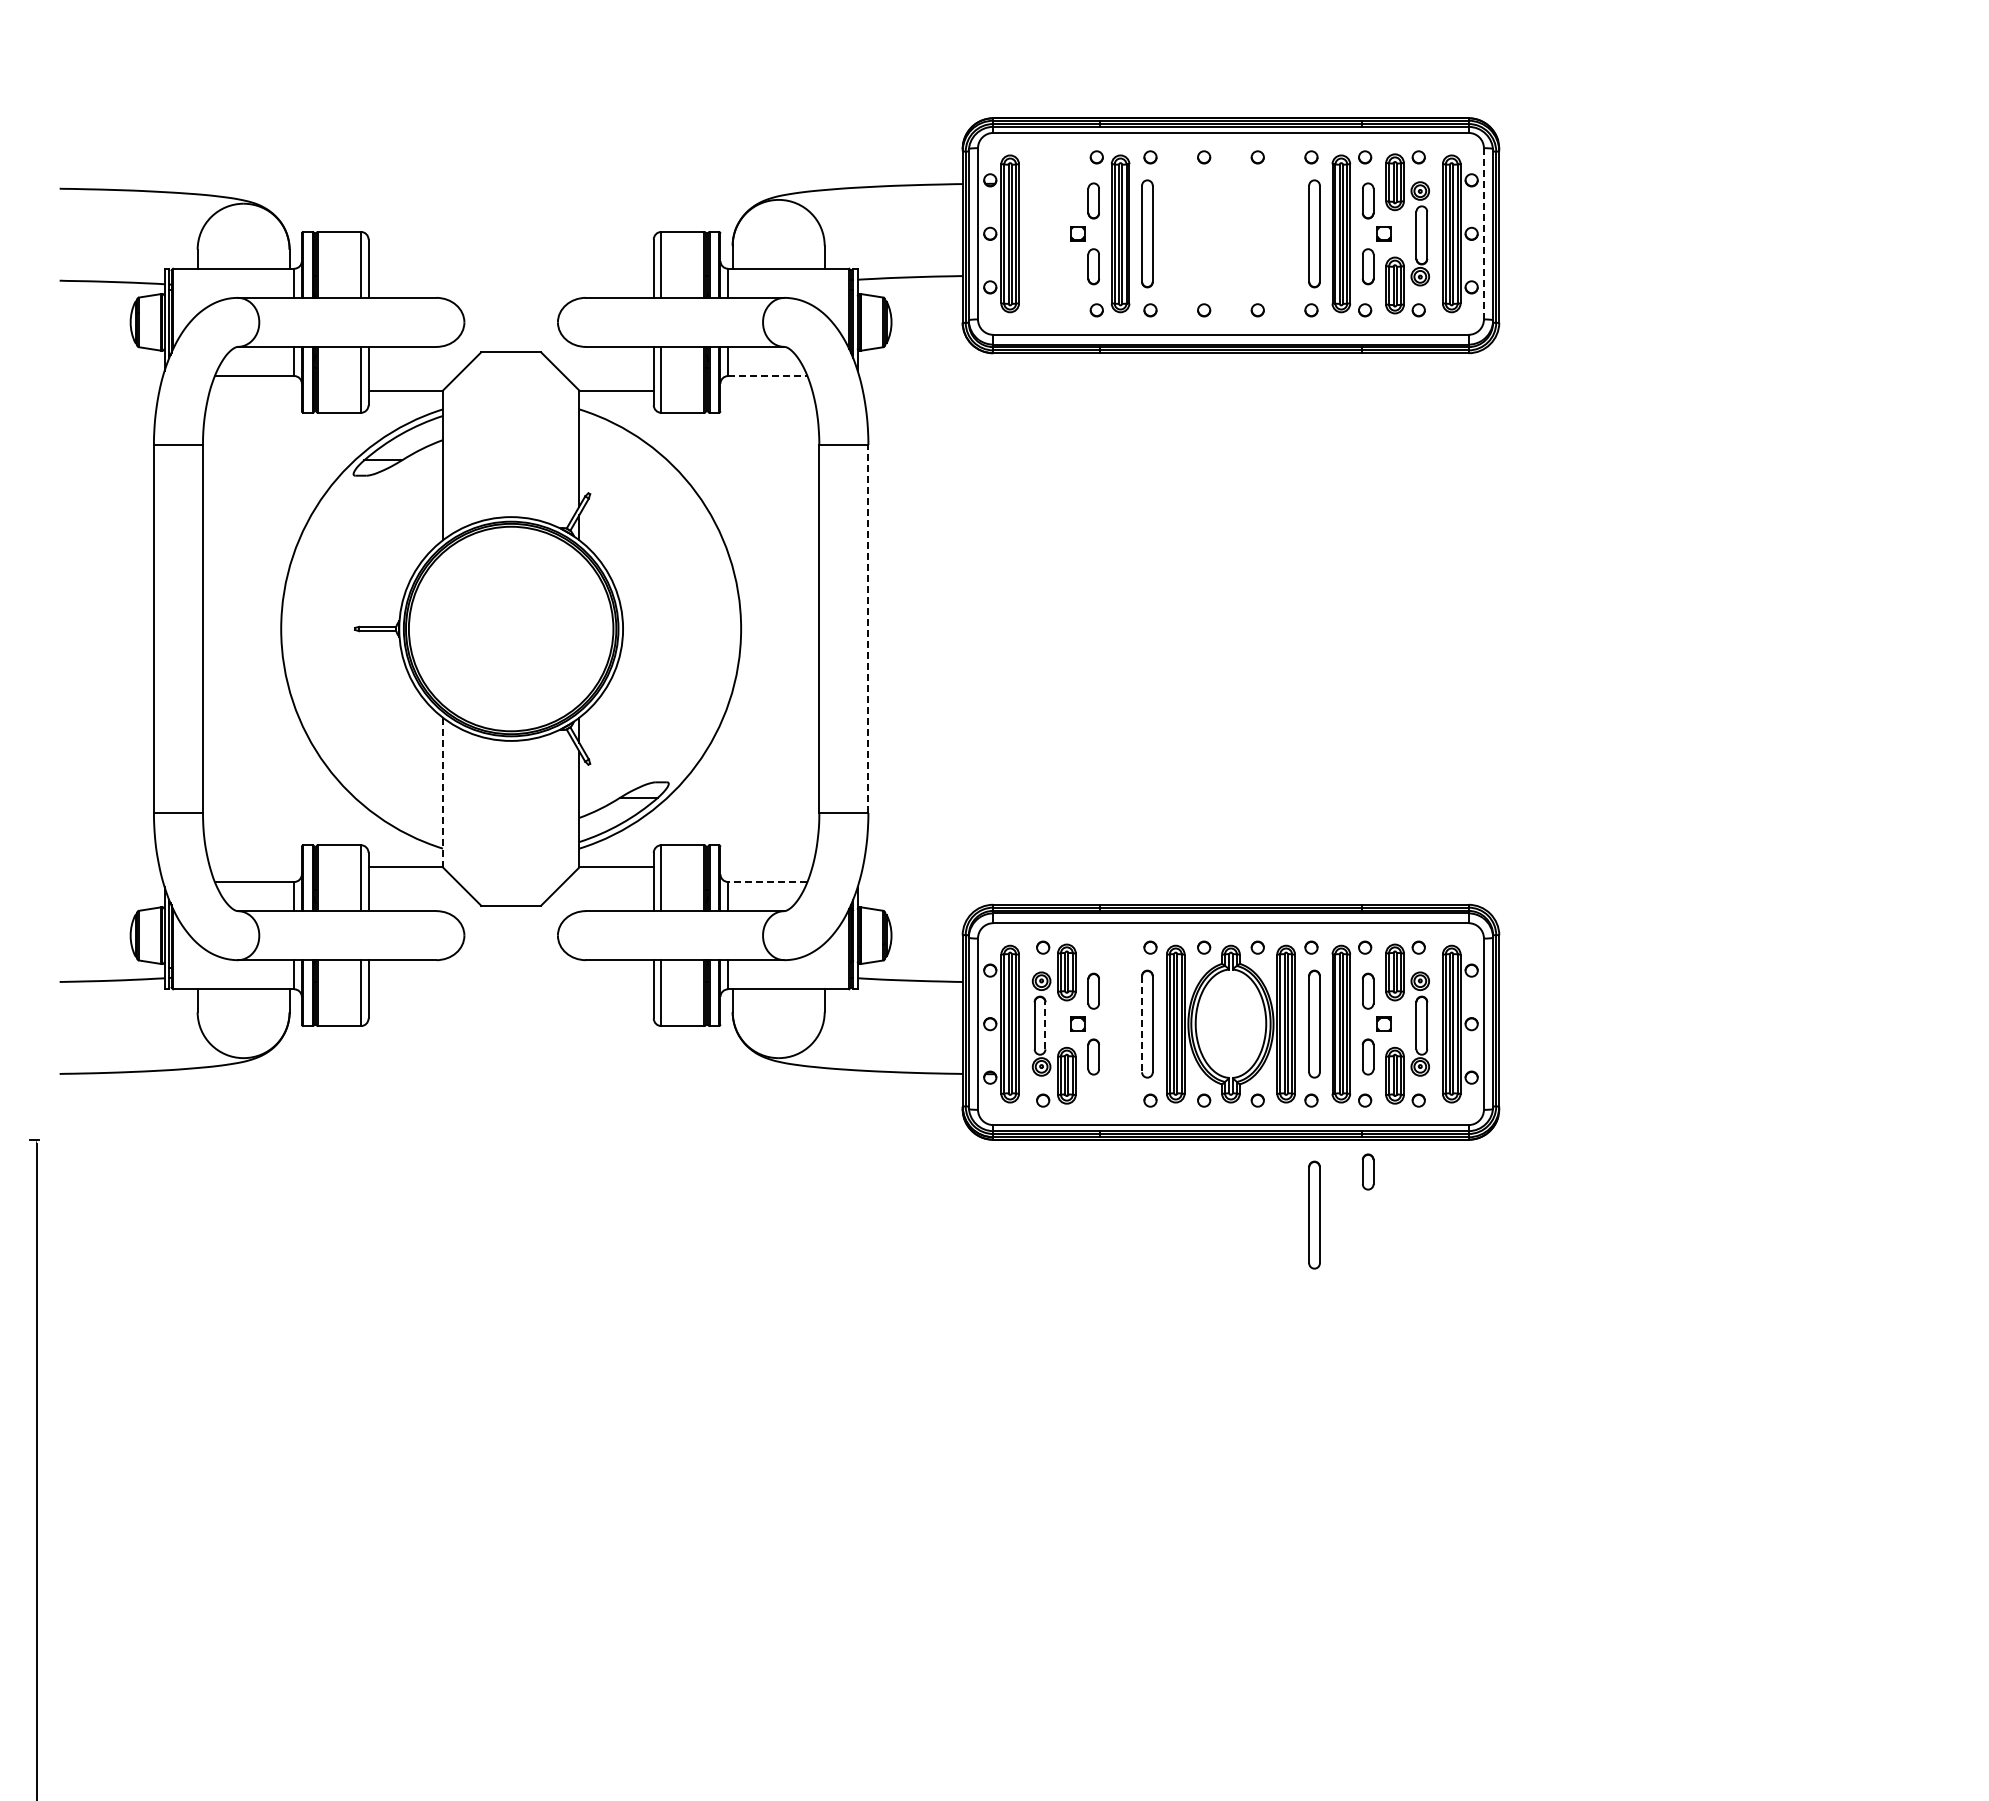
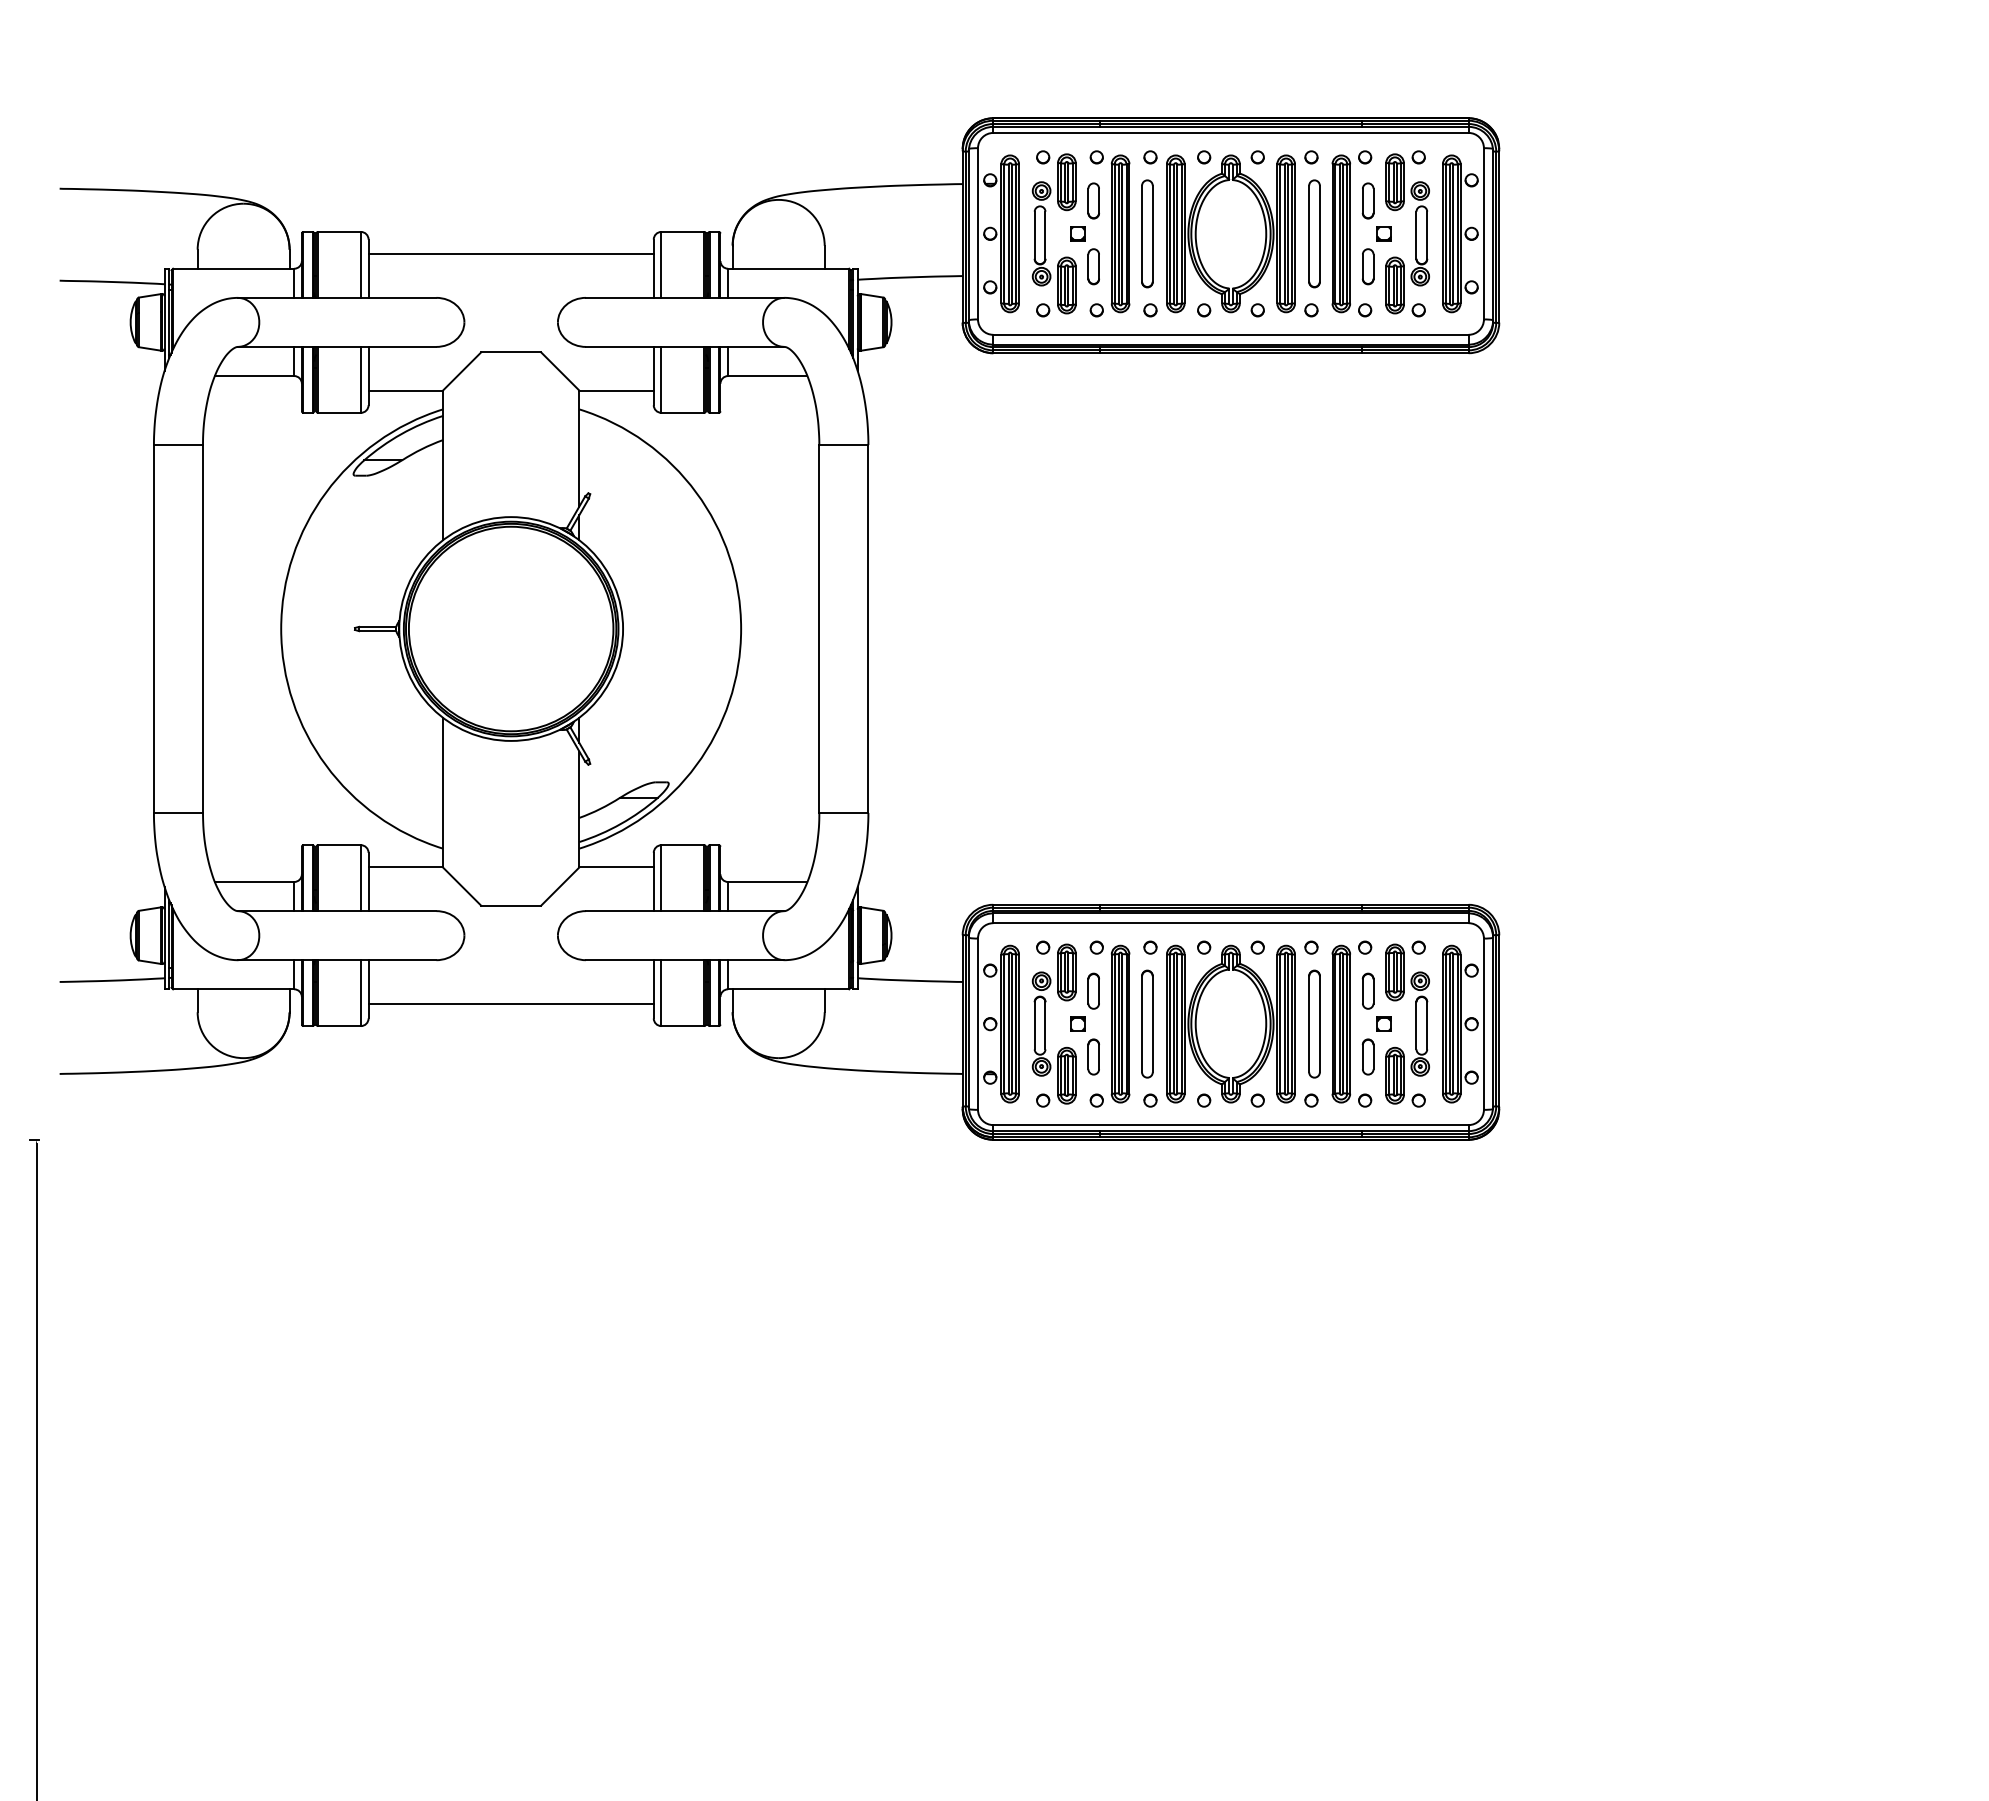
part: none -> present (1045, 233)
part: none -> present (1230, 233)
line: dashed -> solid (1483, 233)
line: none -> present (510, 254)
line: dashed -> solid (767, 376)
line: dashed -> solid (868, 629)
line: dashed -> solid (442, 792)
line: dashed -> solid (767, 882)
line: none -> present (510, 1003)
part: none -> present (1109, 1023)
line: dashed -> solid (1142, 1024)
line: dashed -> solid (1045, 1025)
part: present -> none (1367, 1171)
part: present -> none (1314, 1214)
